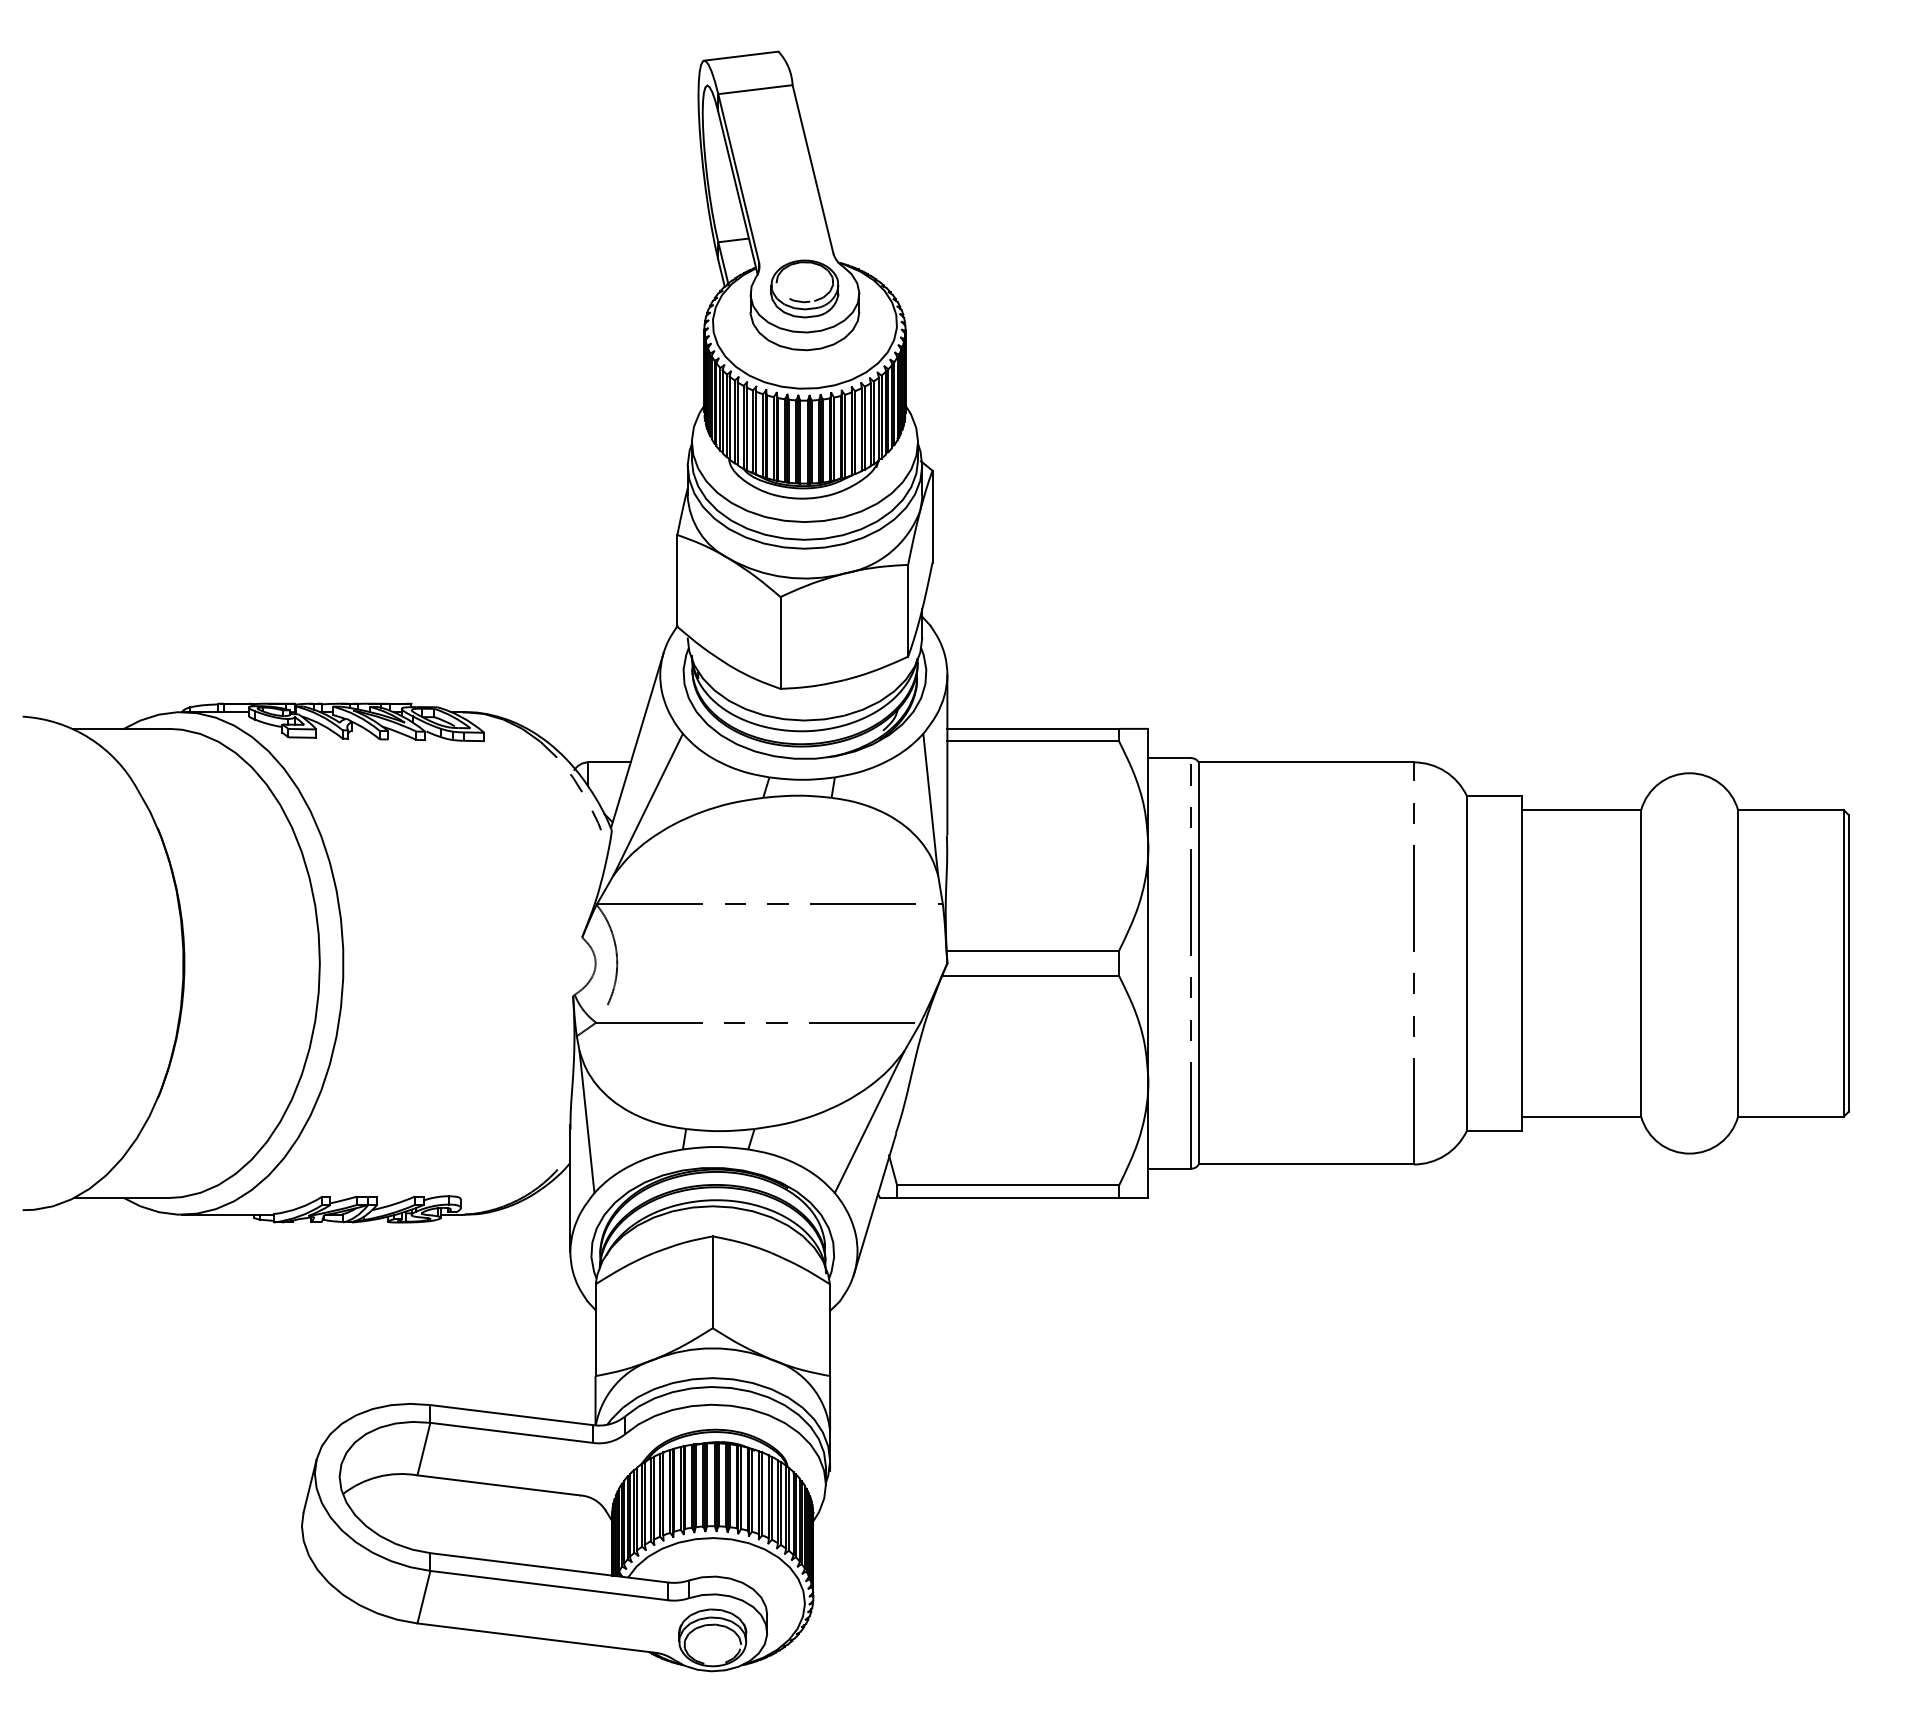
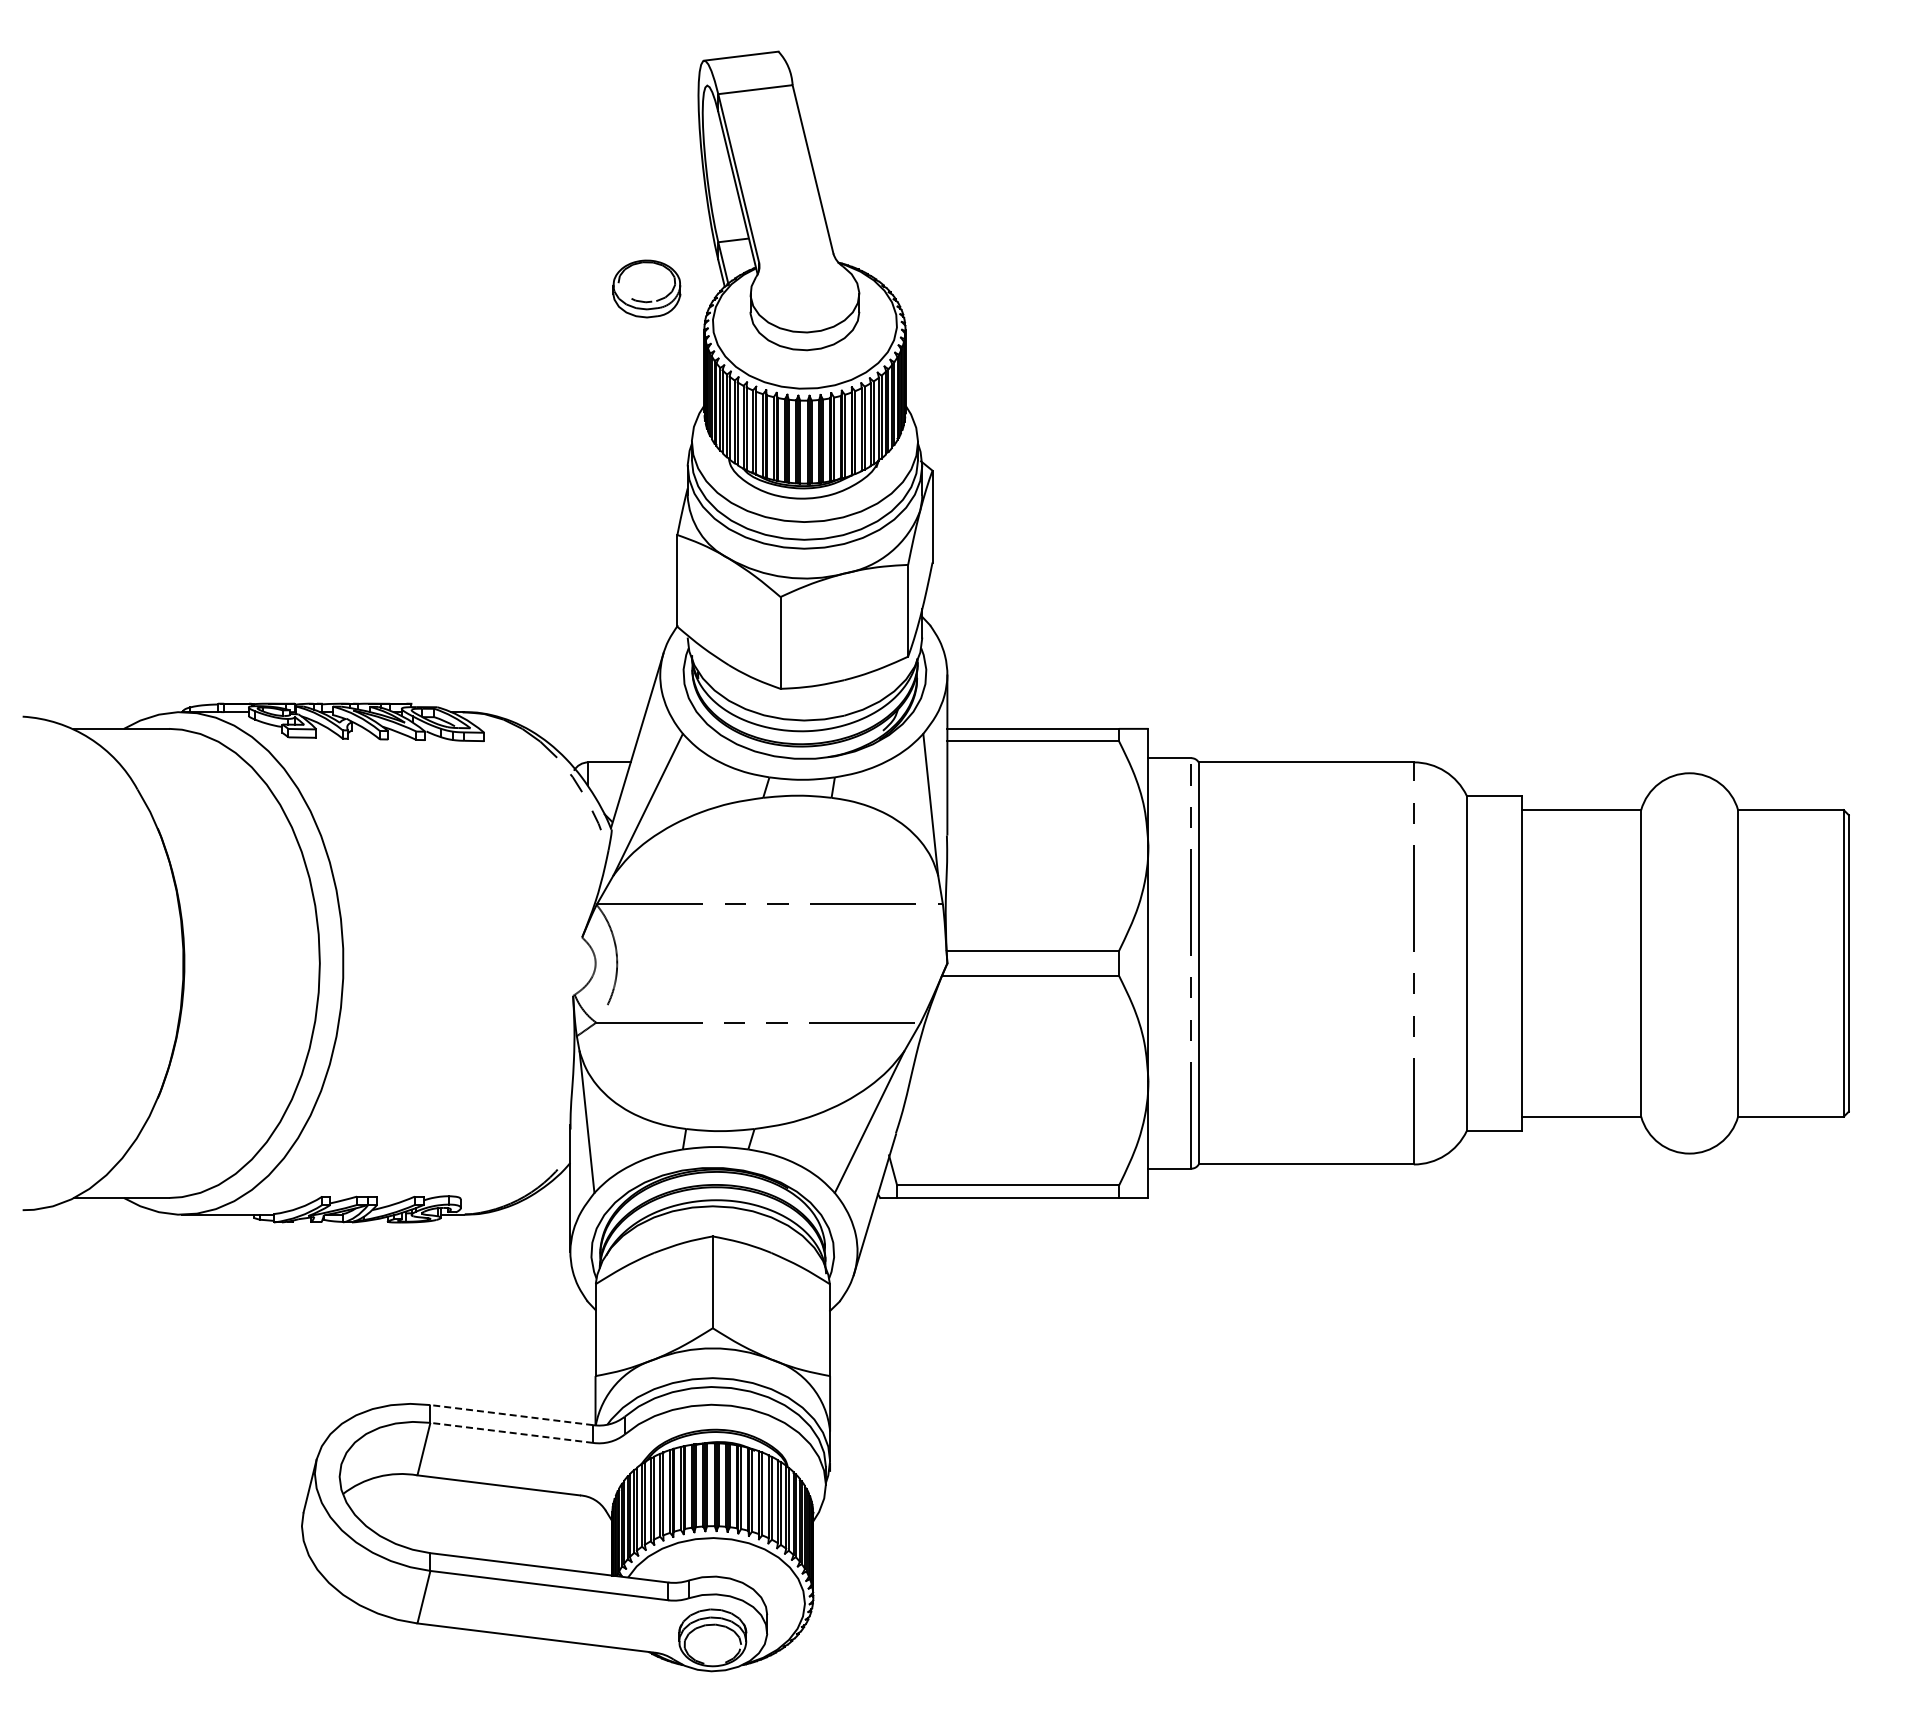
part position: (804, 288) -> (646, 288) (646, 288)
line: solid -> dashed (511, 1415)
line: solid -> dashed (511, 1432)
